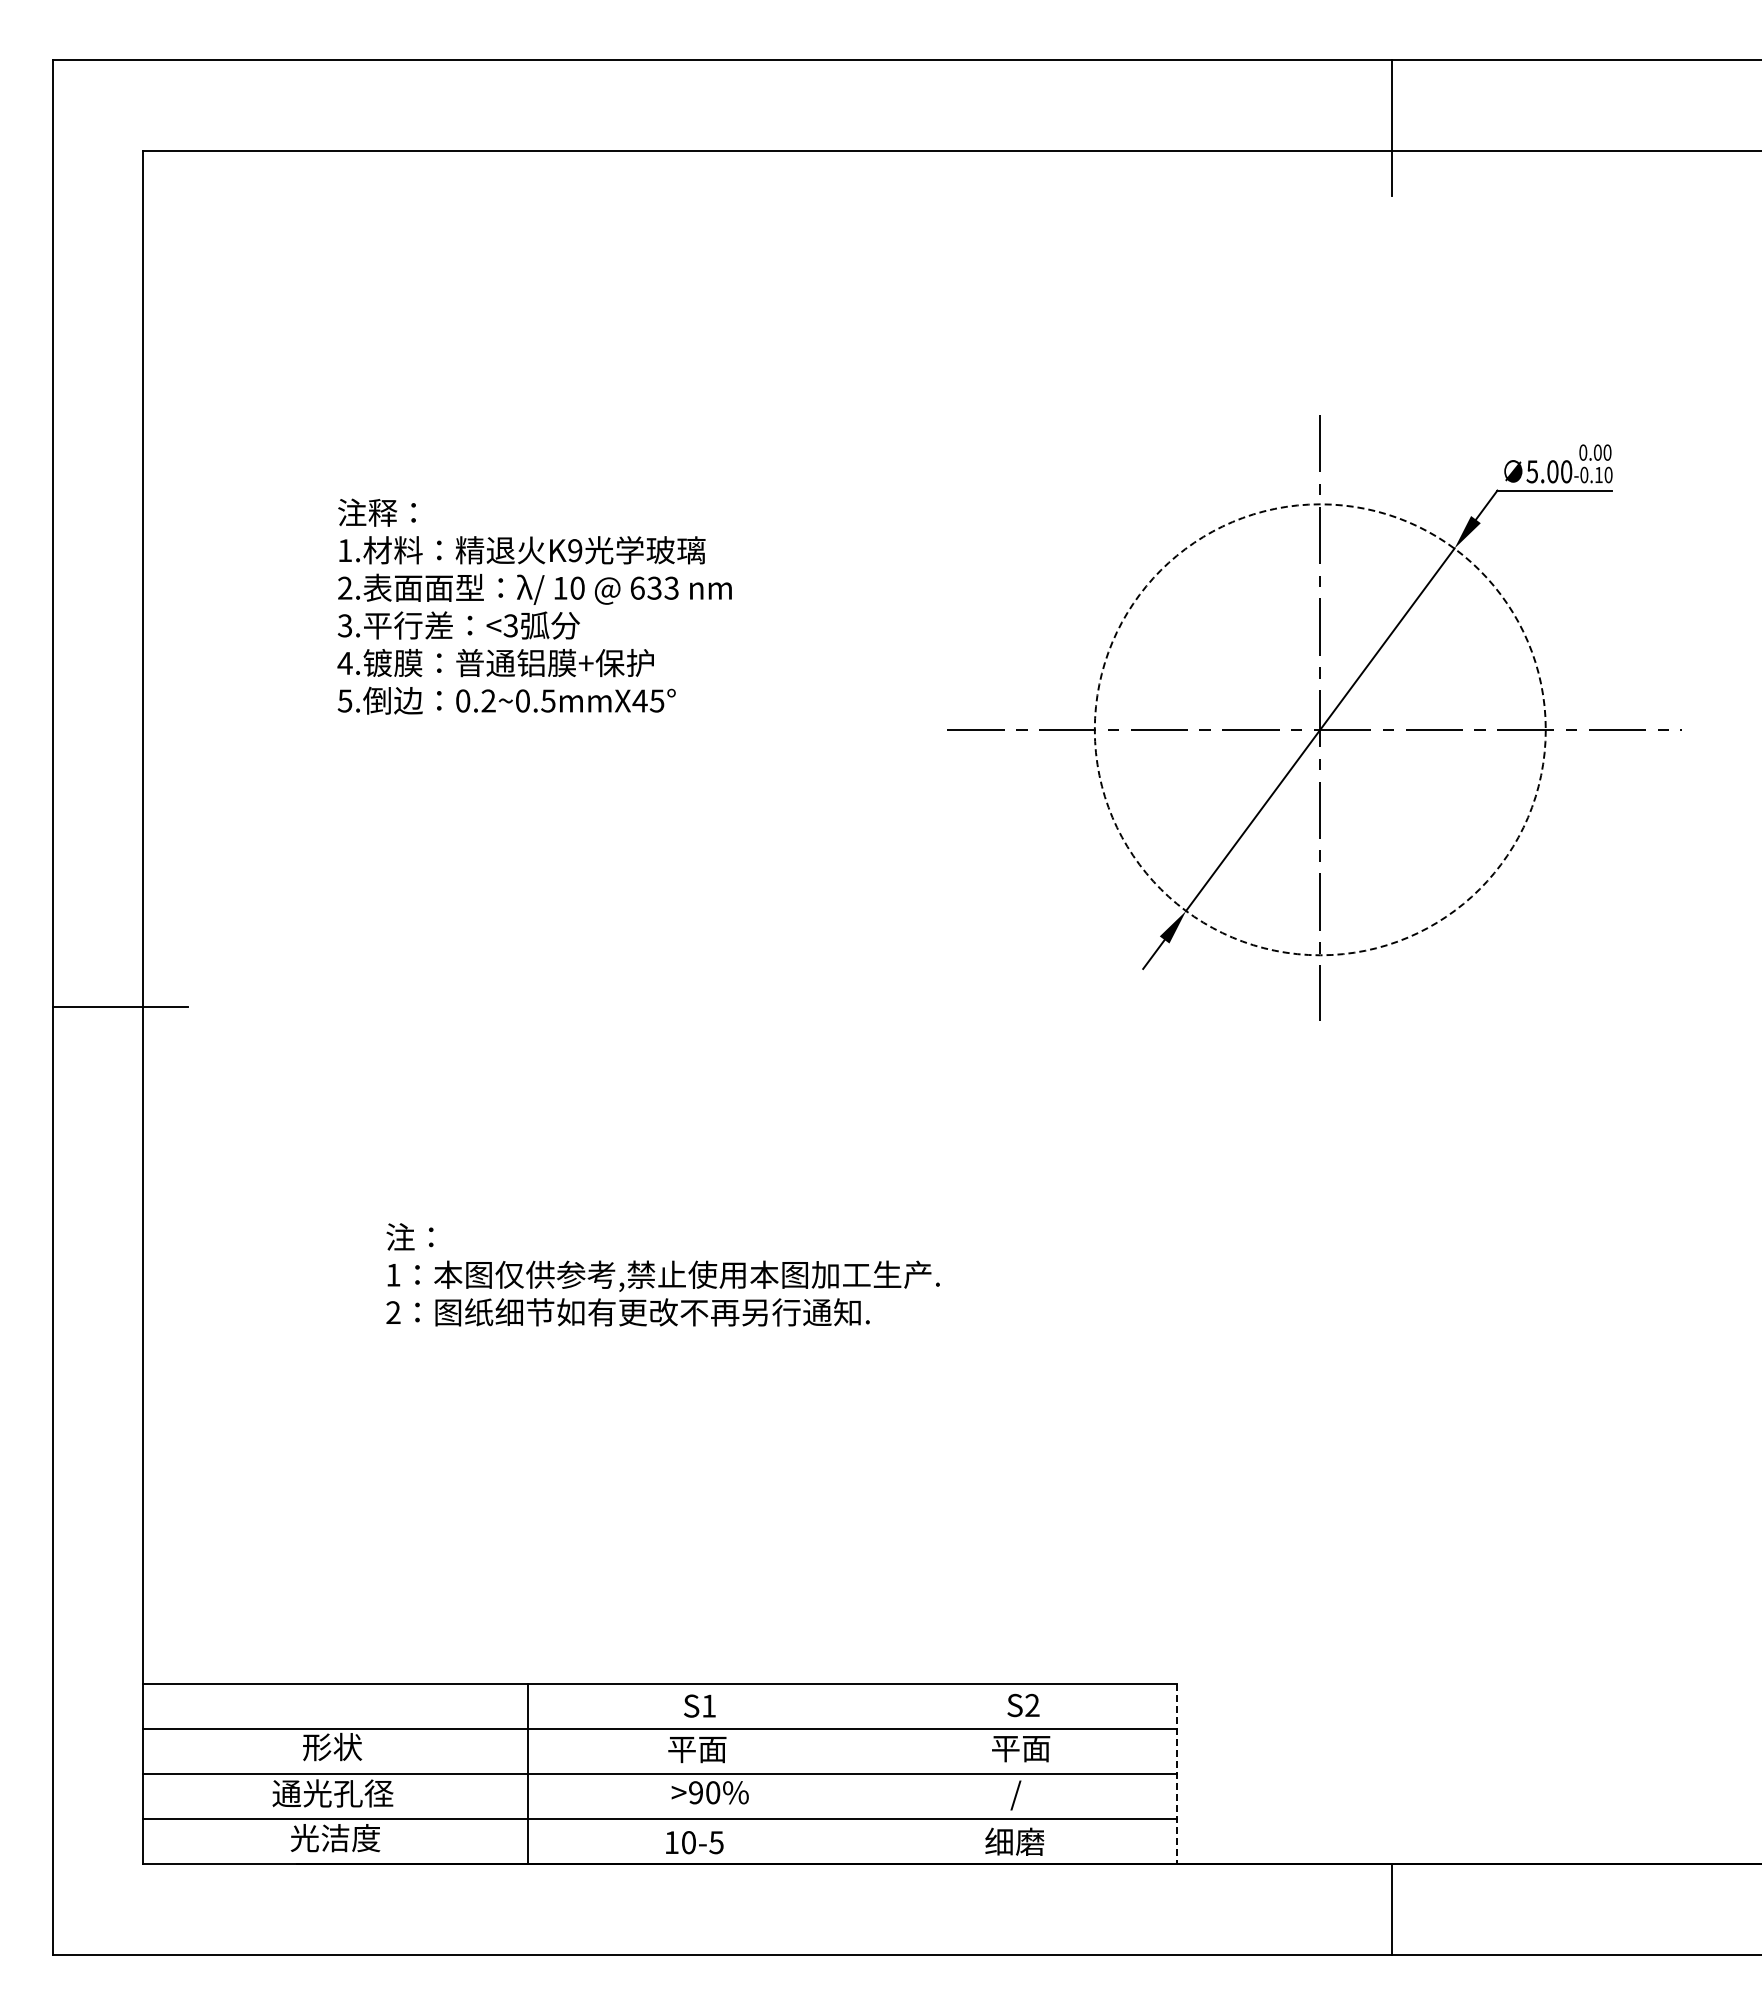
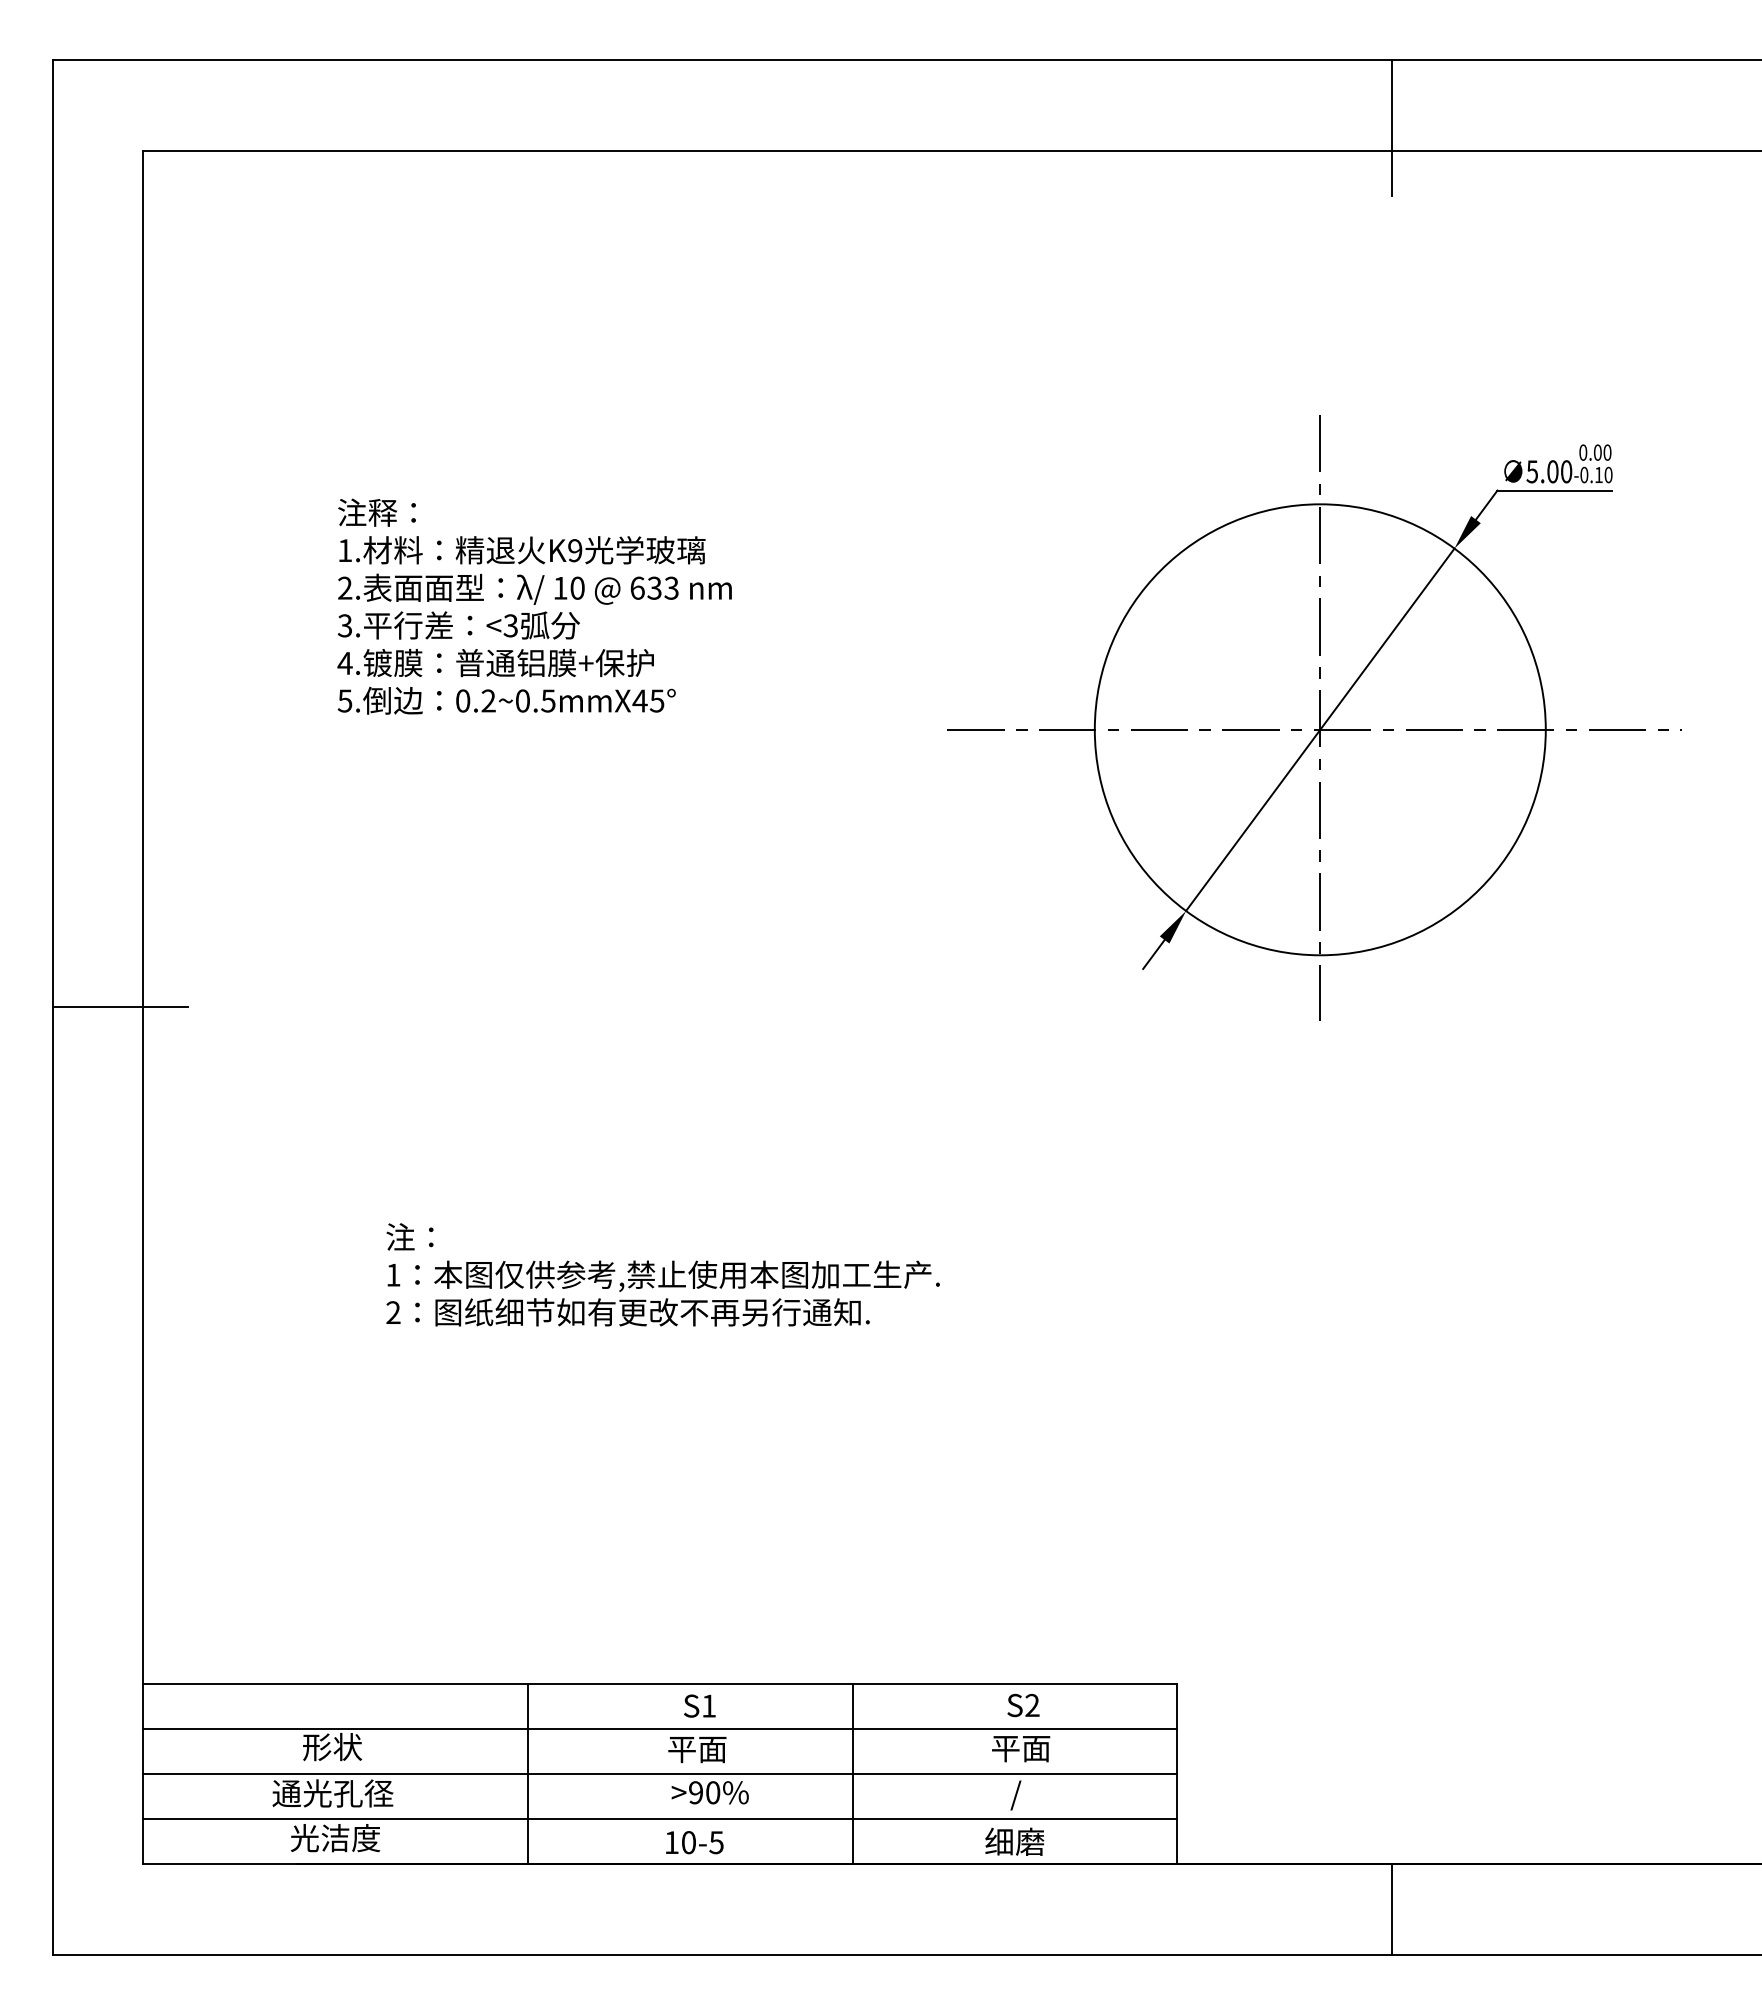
circle: dashed -> solid (1319, 729)
line: none -> present (852, 1773)
line: dashed -> solid (1177, 1774)
